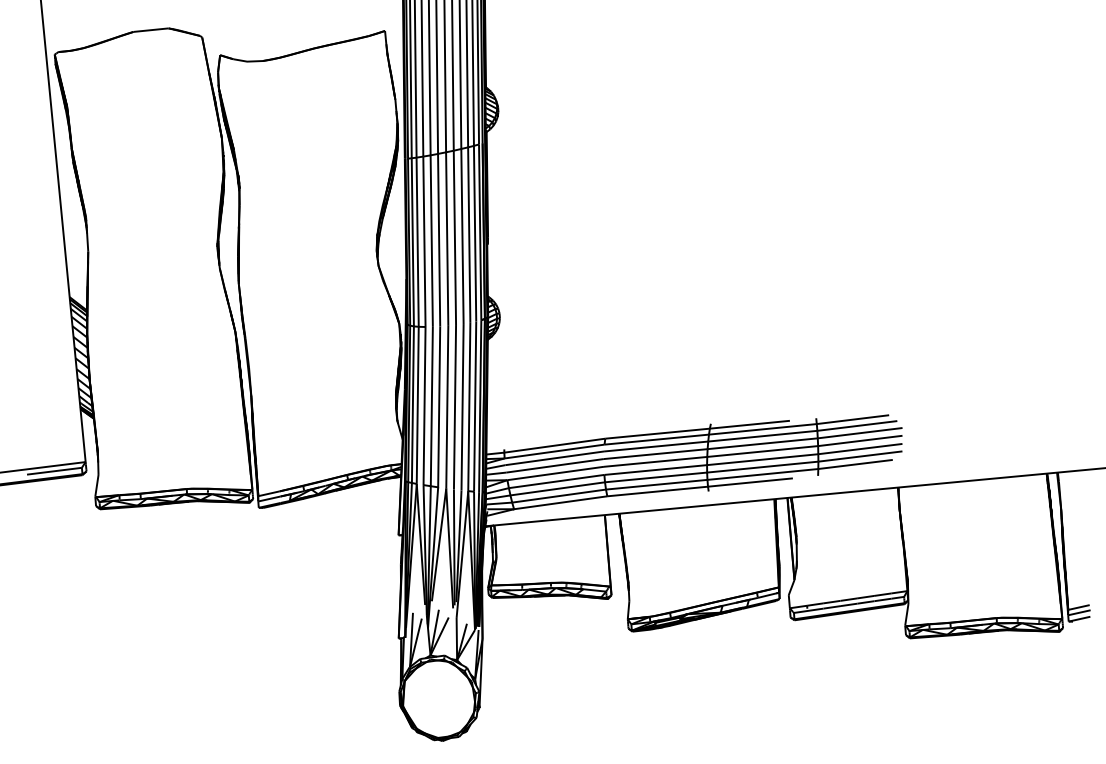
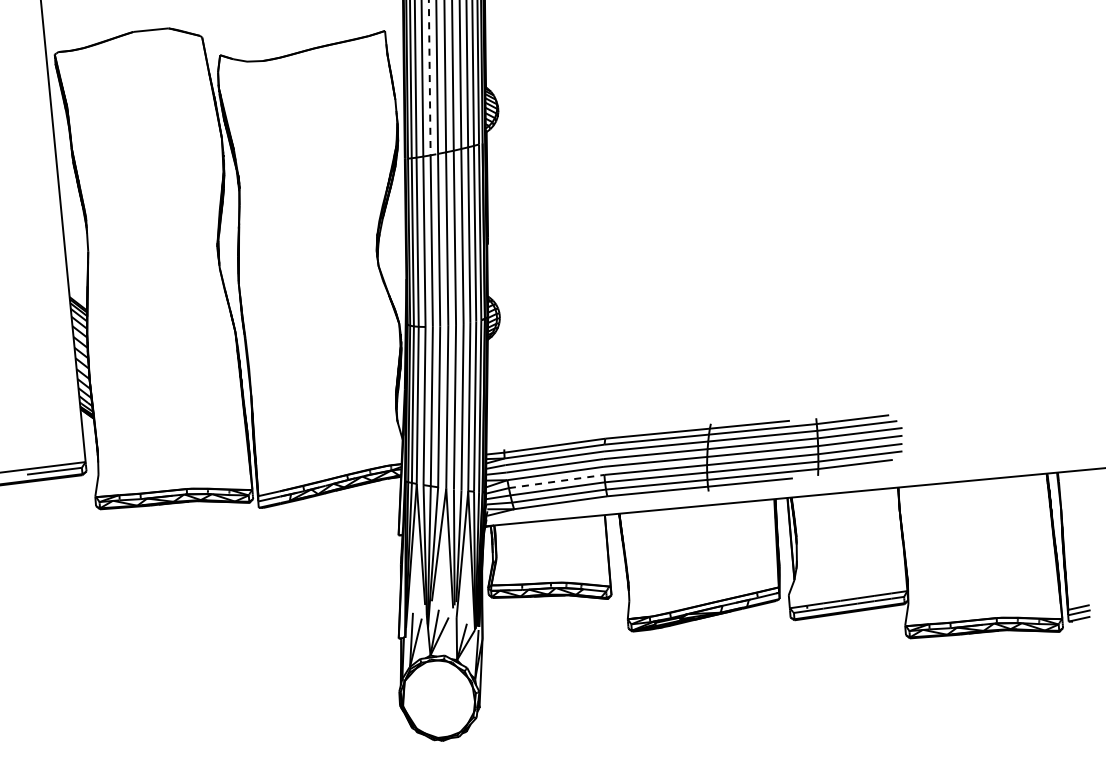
line: solid -> dashed (429, 82)
line: solid -> dashed (557, 481)
